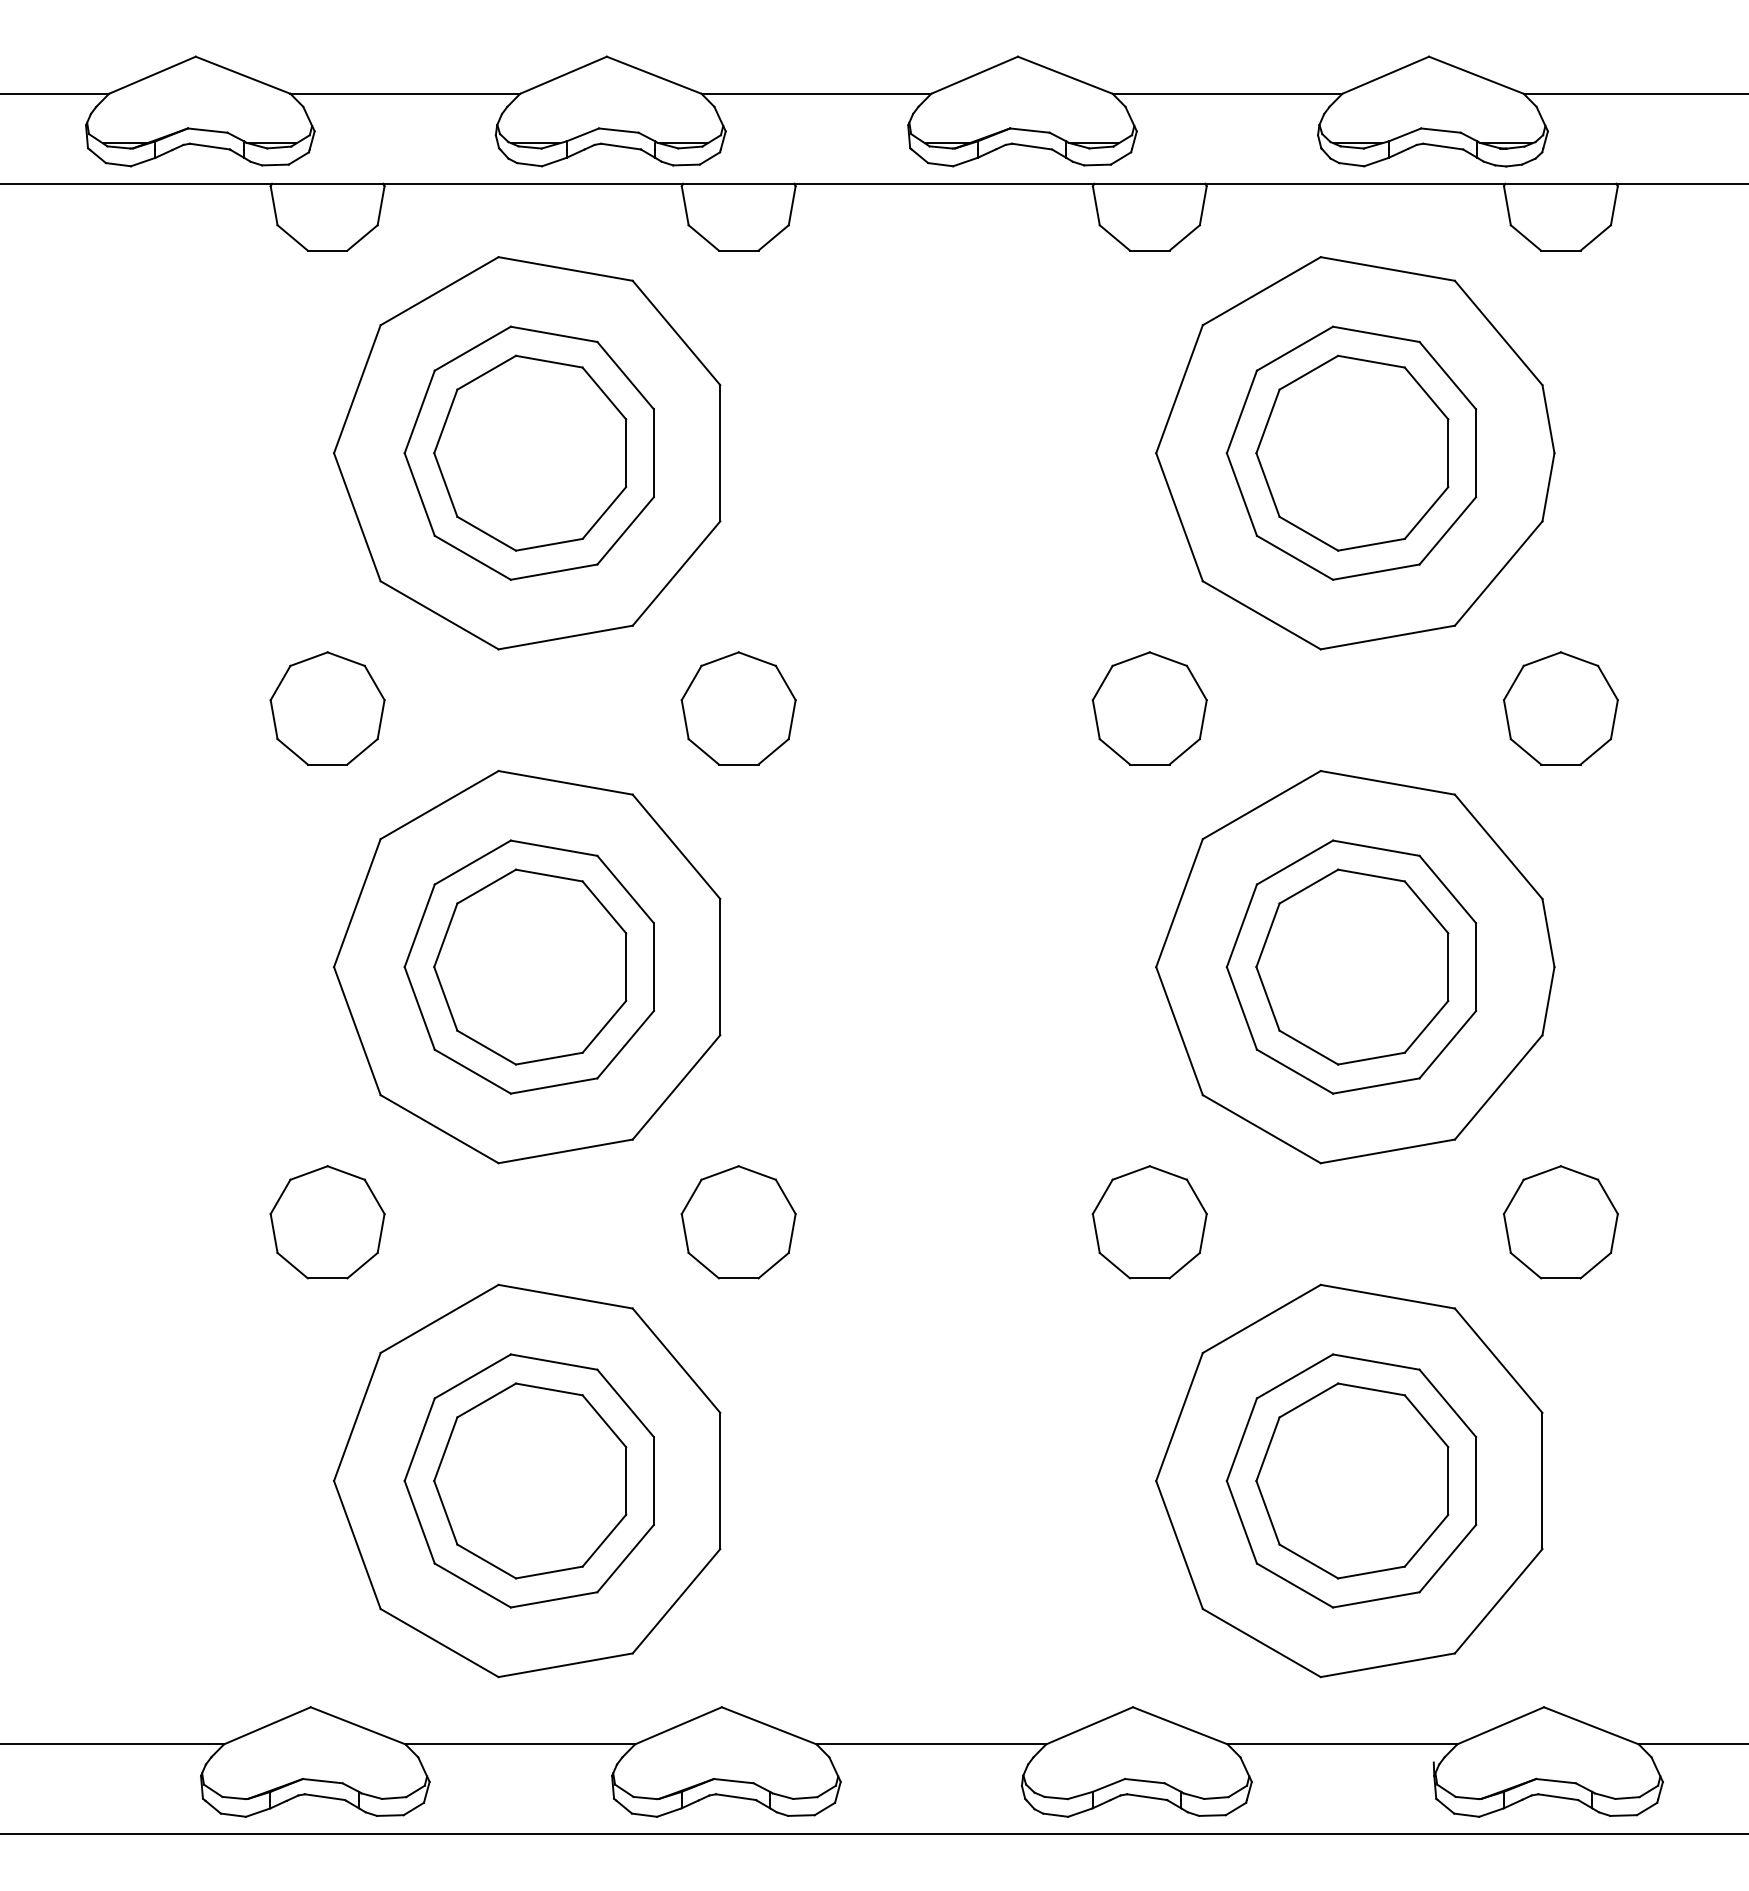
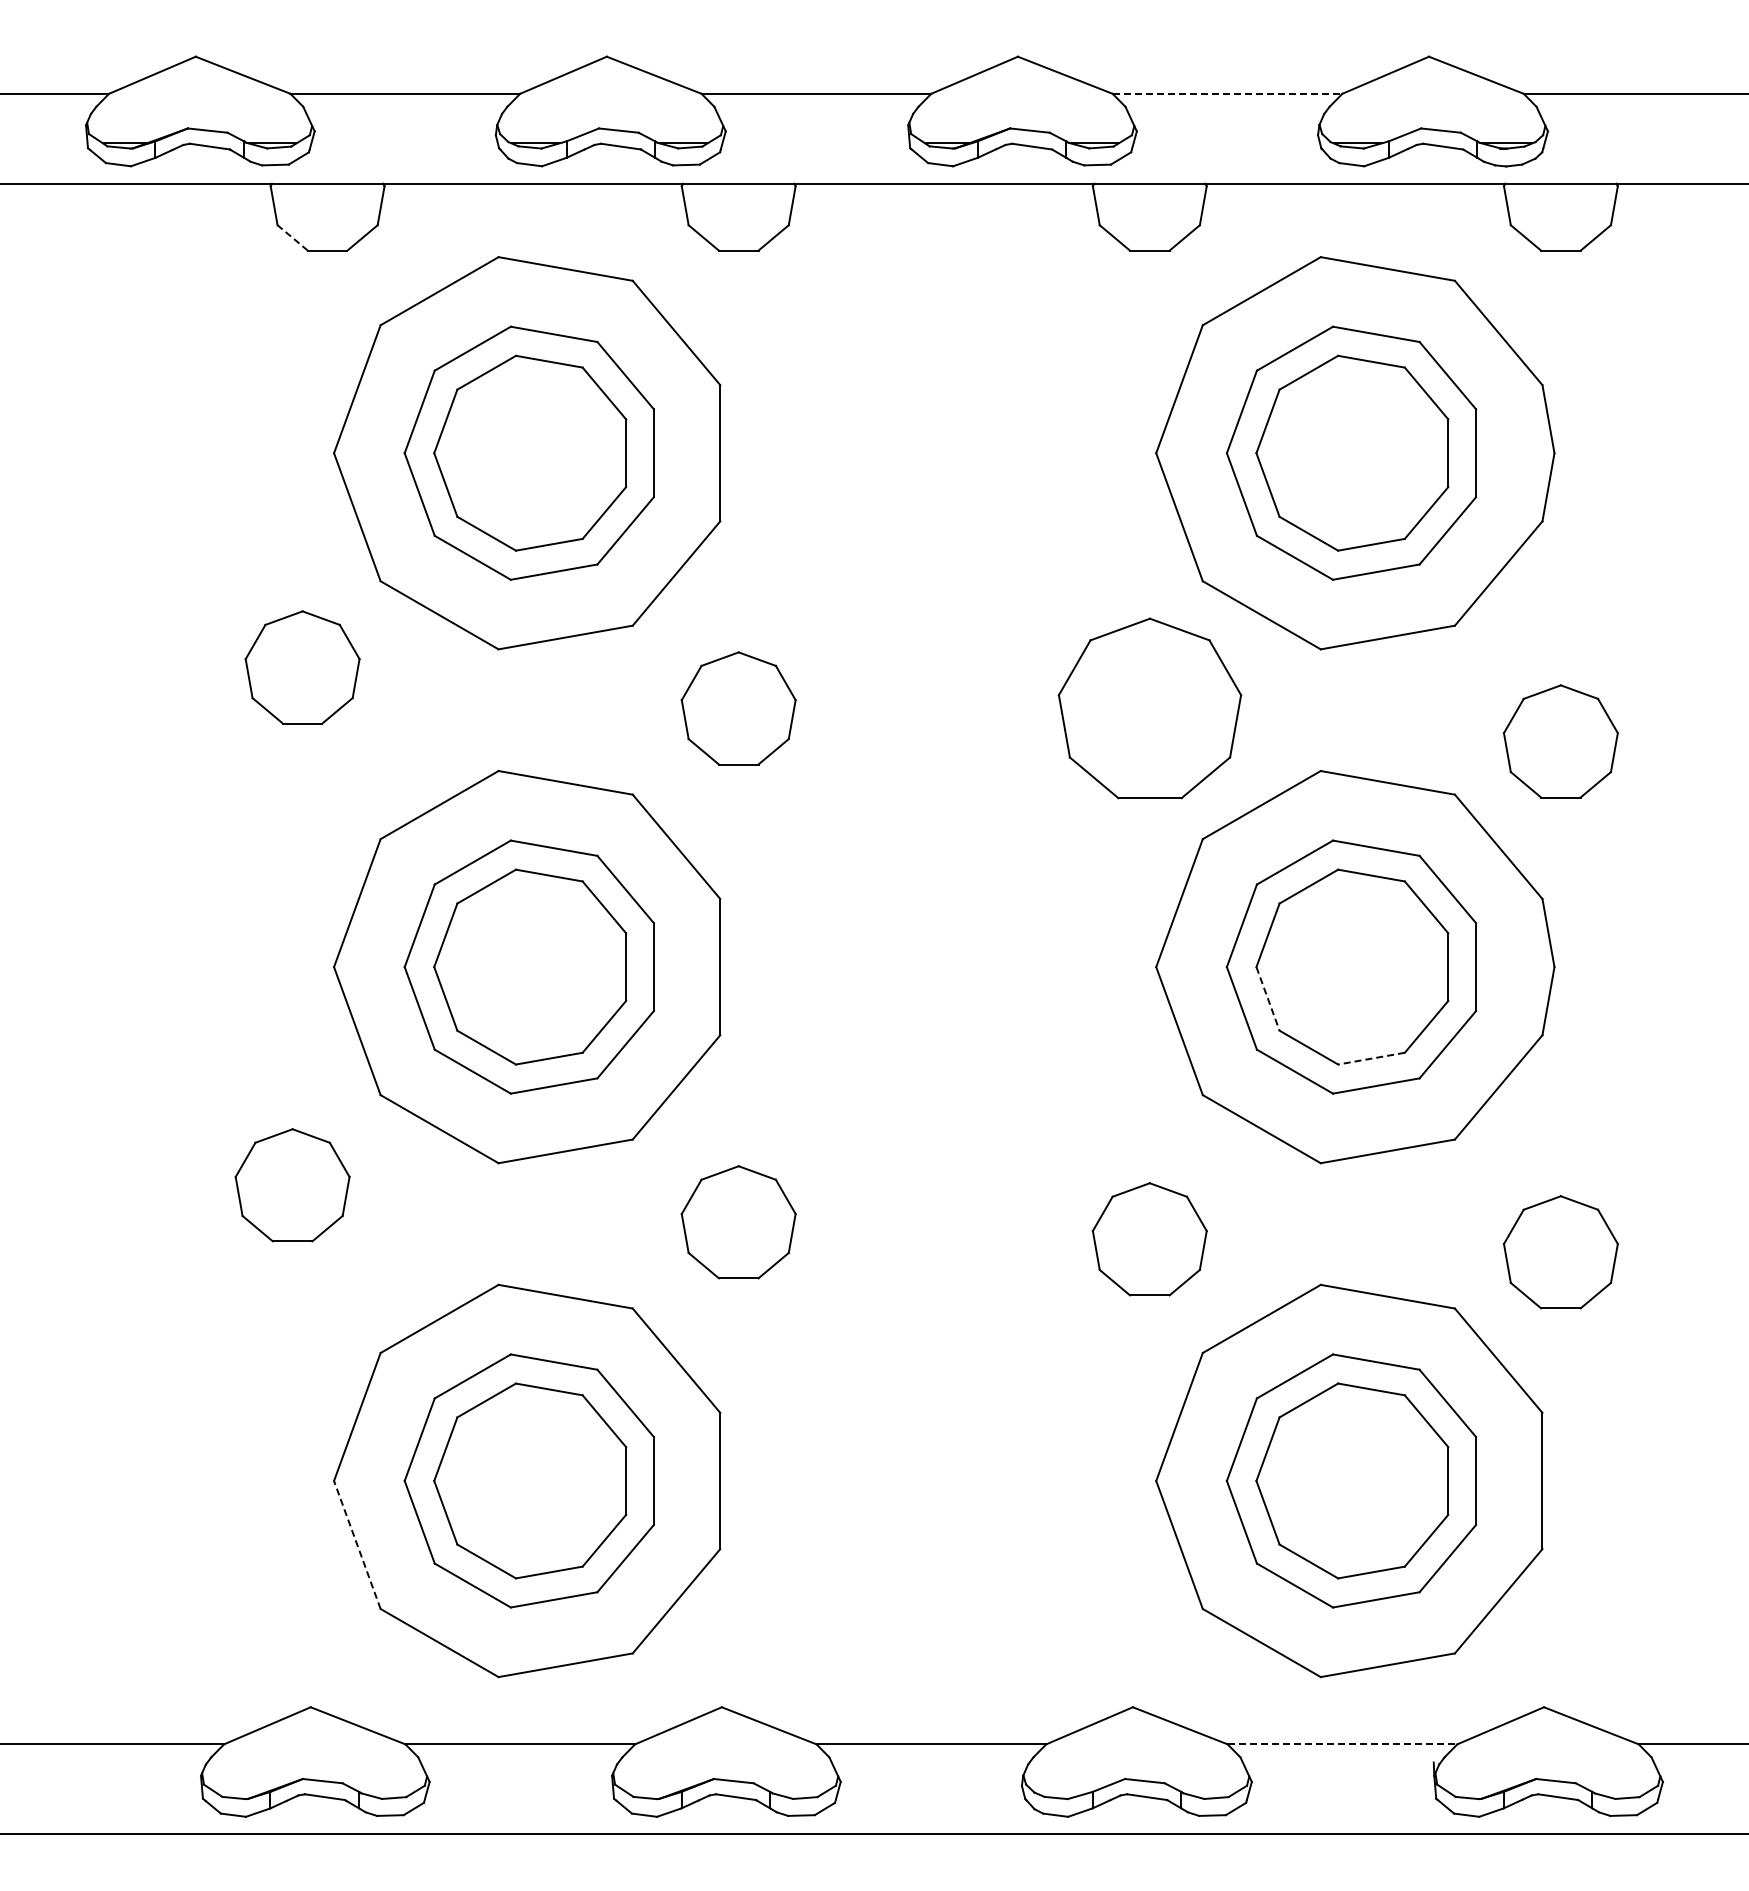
line: solid -> dashed (1227, 93)
line: solid -> dashed (292, 237)
part position: (327, 708) -> (302, 667) (302, 667)
part size: 117x115 px -> 186x183 px (1149, 708)
part position: (1560, 708) -> (1560, 741) (1560, 741)
line: solid -> dashed (1268, 998)
line: solid -> dashed (1371, 1058)
part position: (327, 1222) -> (292, 1185) (292, 1185)
part position: (1149, 1222) -> (1149, 1239) (1149, 1239)
part position: (1560, 1222) -> (1560, 1252) (1560, 1252)
line: solid -> dashed (357, 1544)
line: solid -> dashed (1342, 1744)
